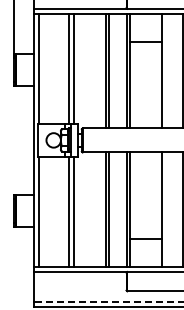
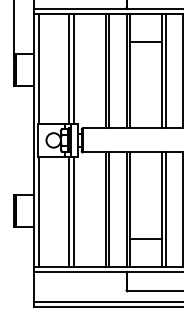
line: none -> present (165, 70)
line: none -> present (165, 209)
line: dashed -> solid (108, 302)
